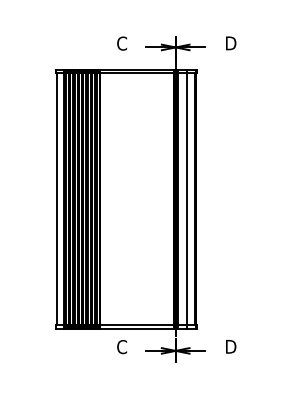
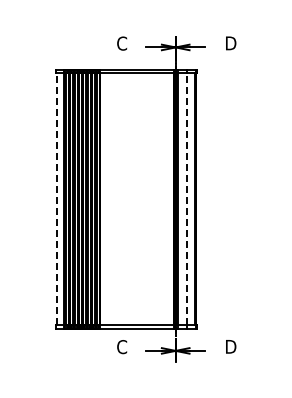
line: solid -> dashed (57, 198)
line: solid -> dashed (186, 198)
